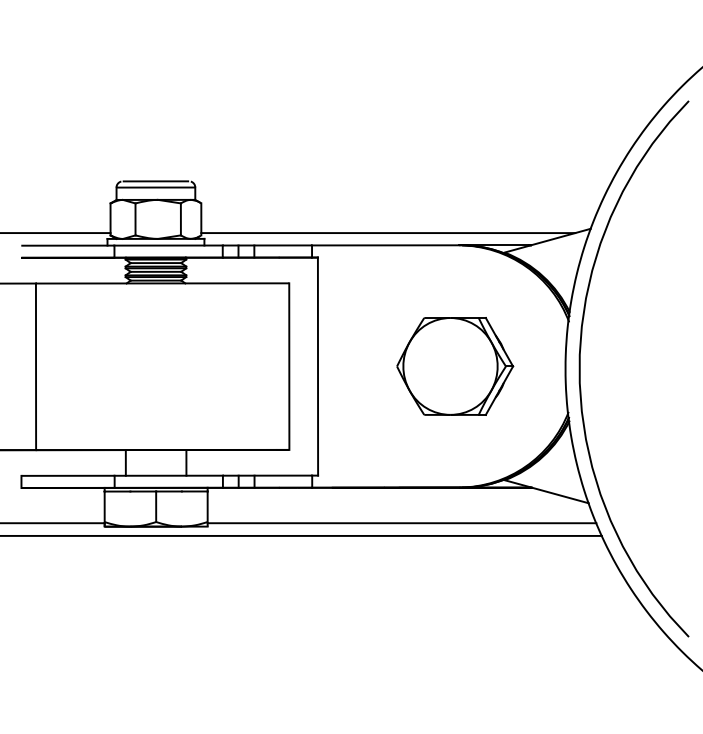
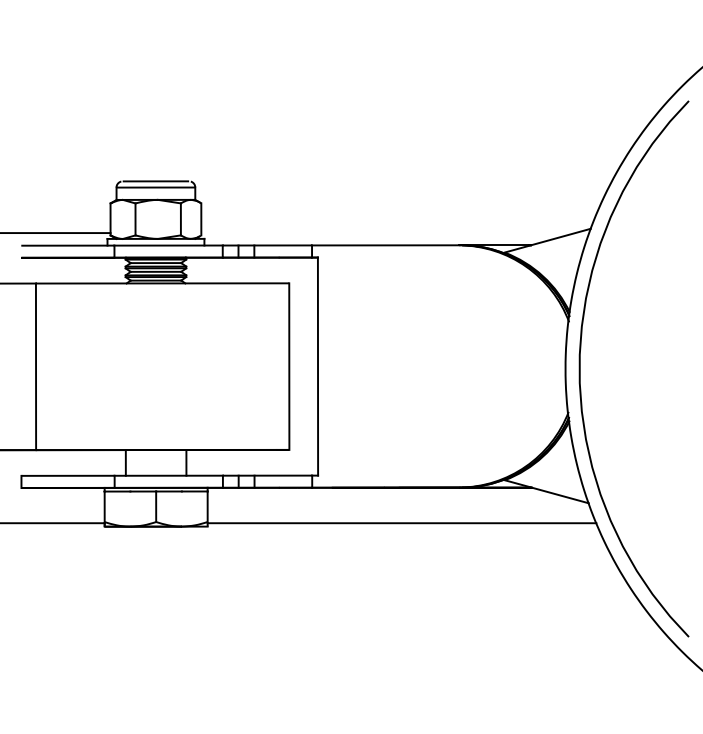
line: present -> none (388, 233)
part: present -> none (455, 366)
line: present -> none (301, 535)
